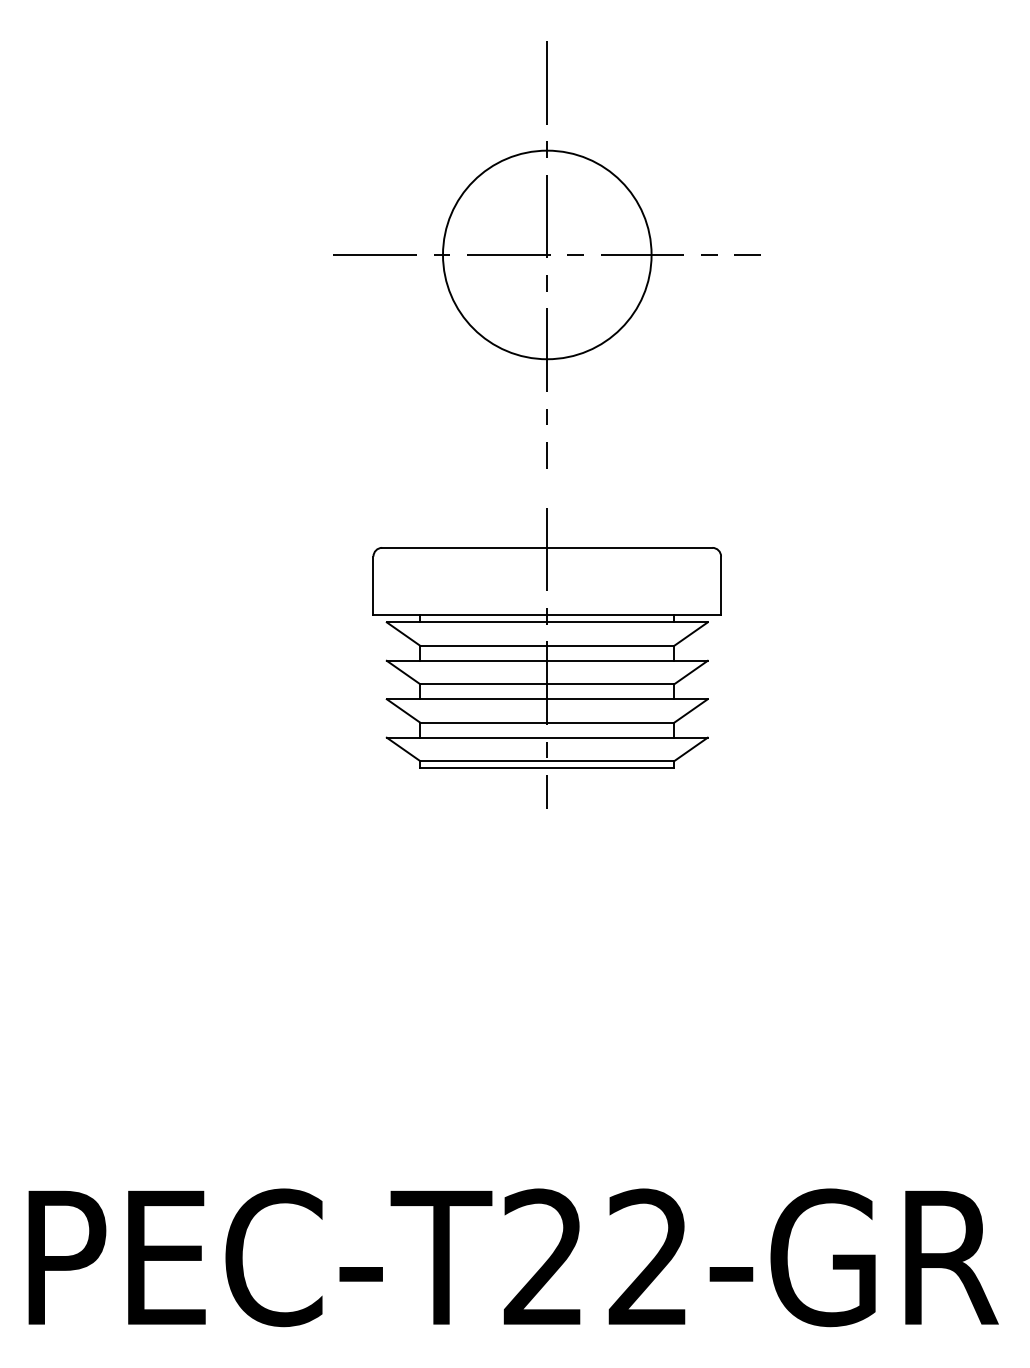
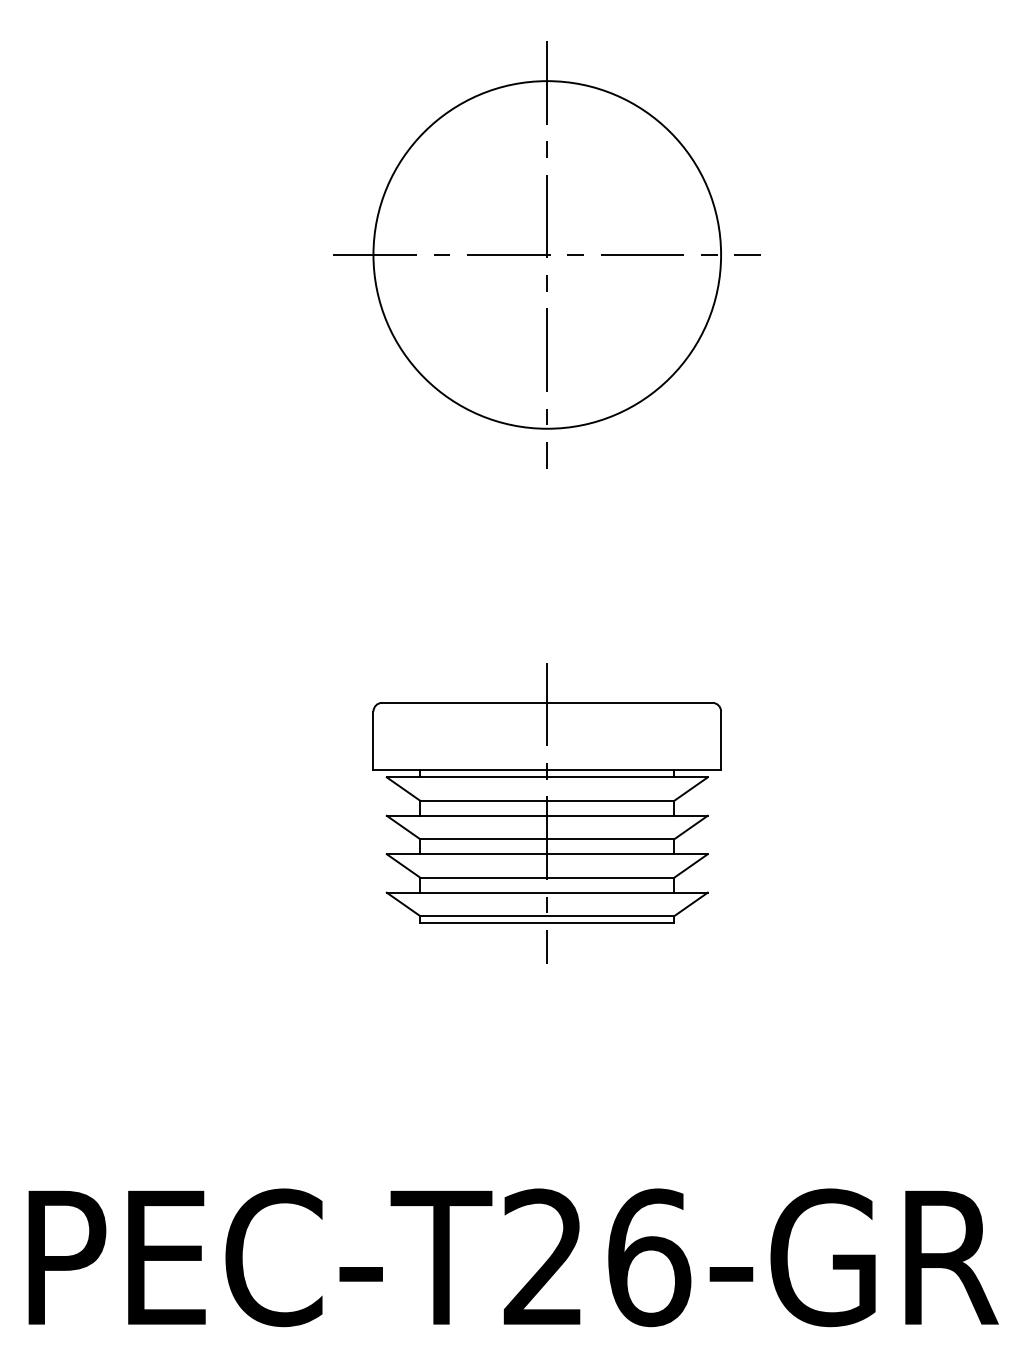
circle diameter: 209 px -> 348 px (547, 254)
part position: (546, 658) -> (546, 813) (546, 813)
text: PEC-T22-GR -> PEC-T26-GR (649, 1257)
